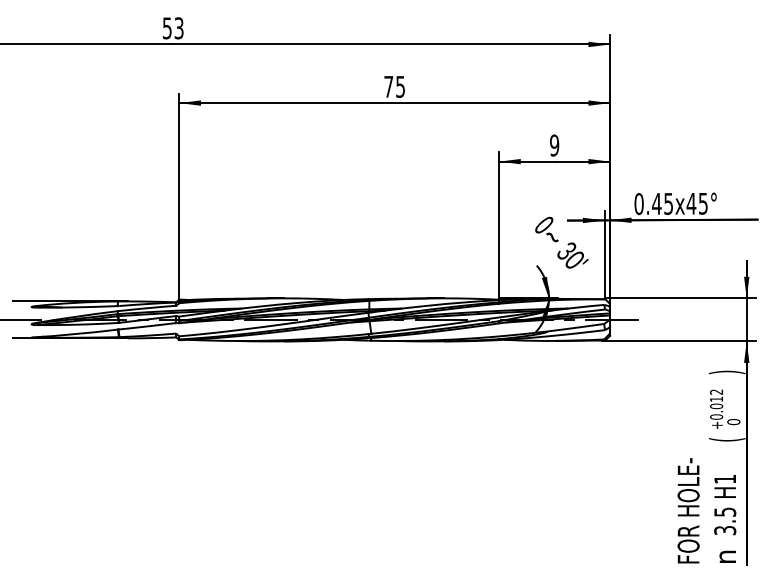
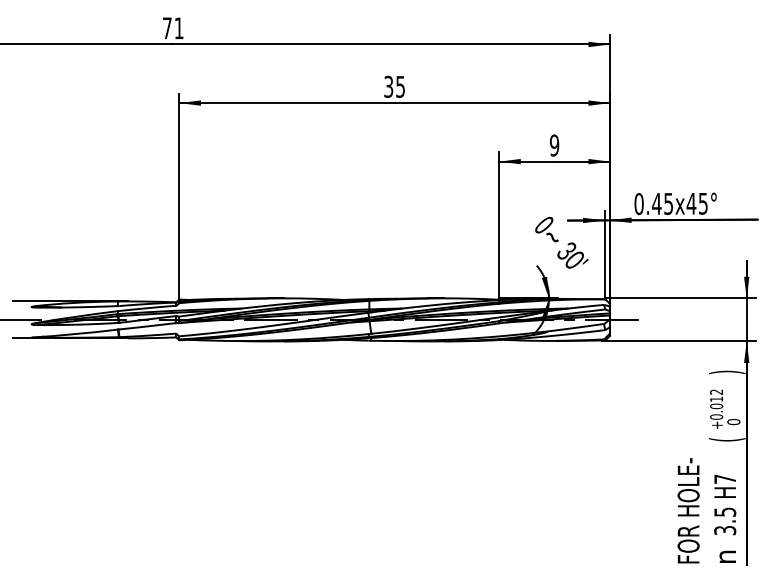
text: 53 -> 71 (172, 28)
text: 75 -> 35 (388, 86)
text: H1 -> H7 (724, 478)
